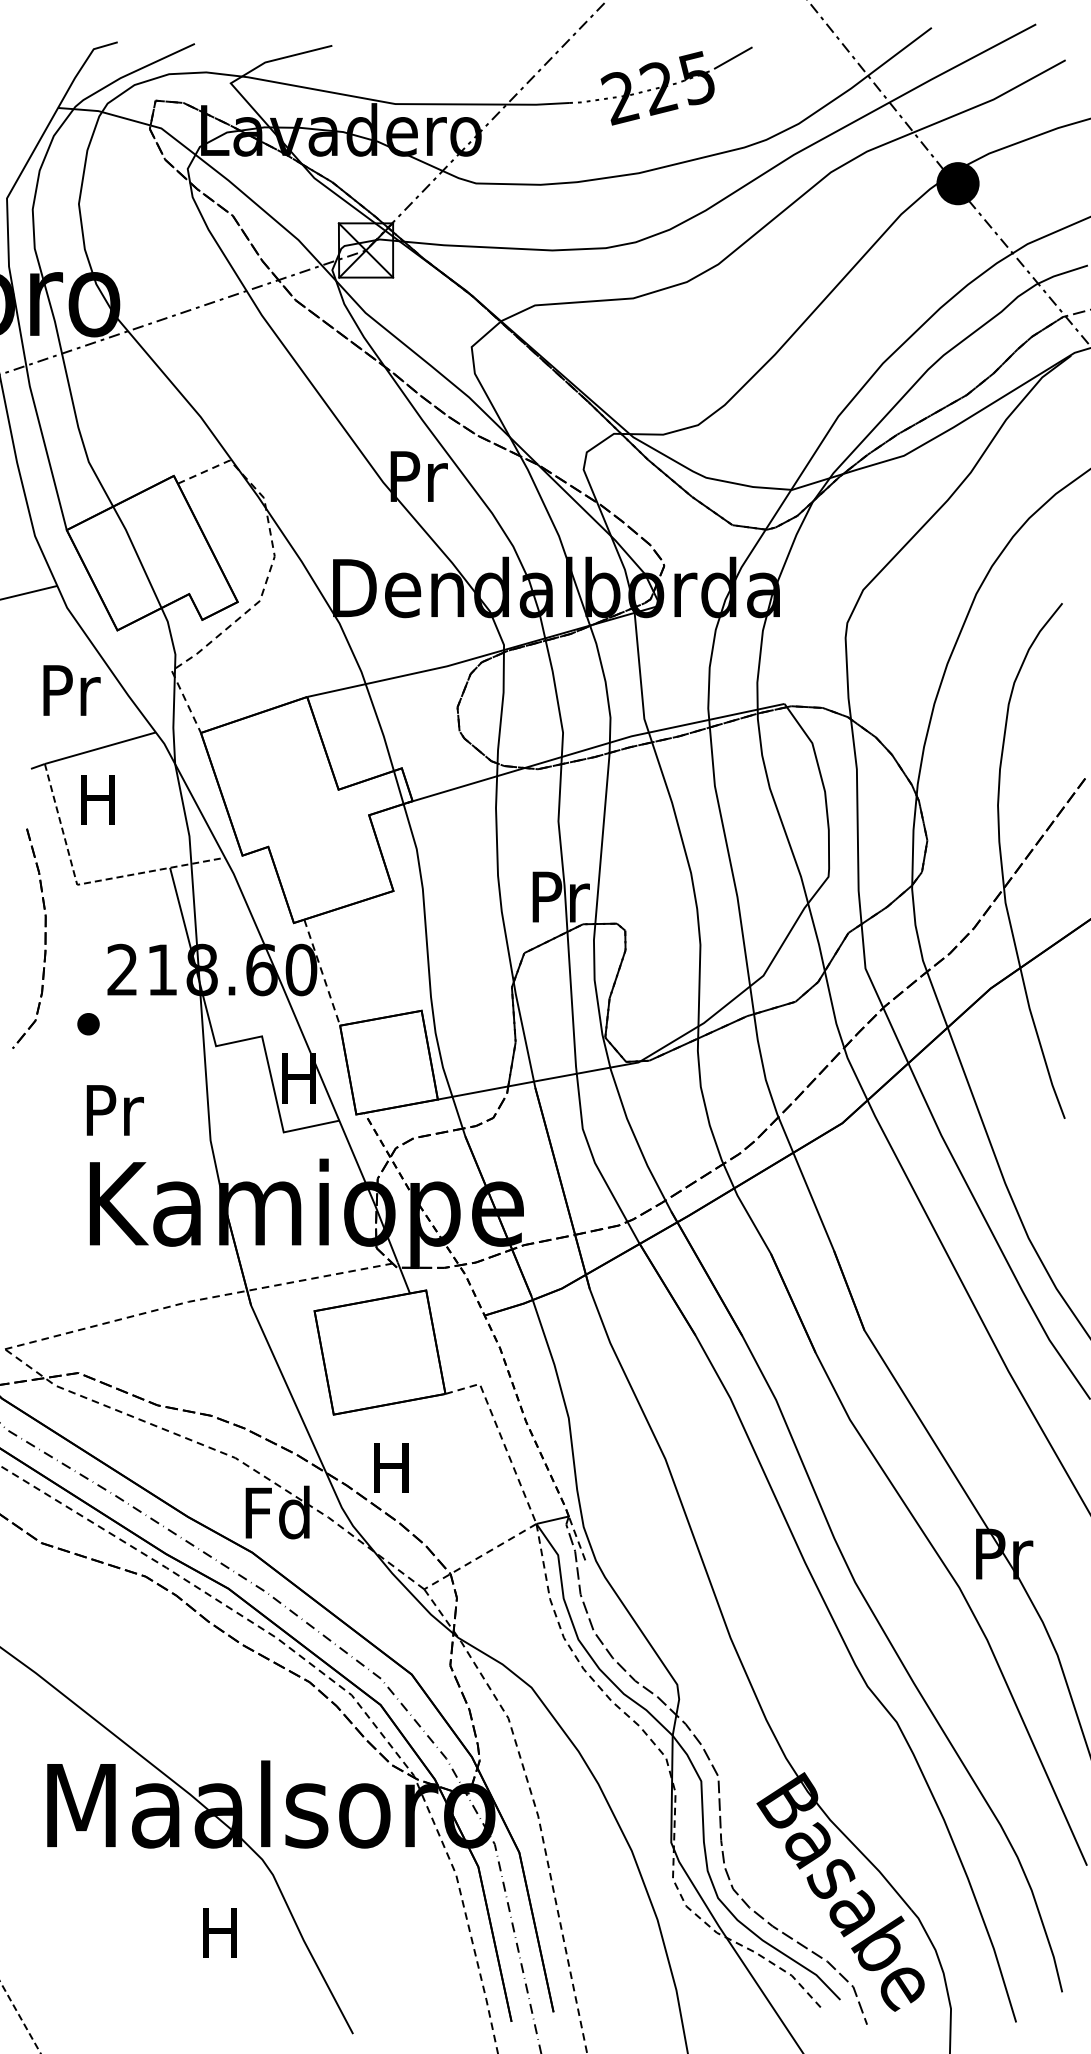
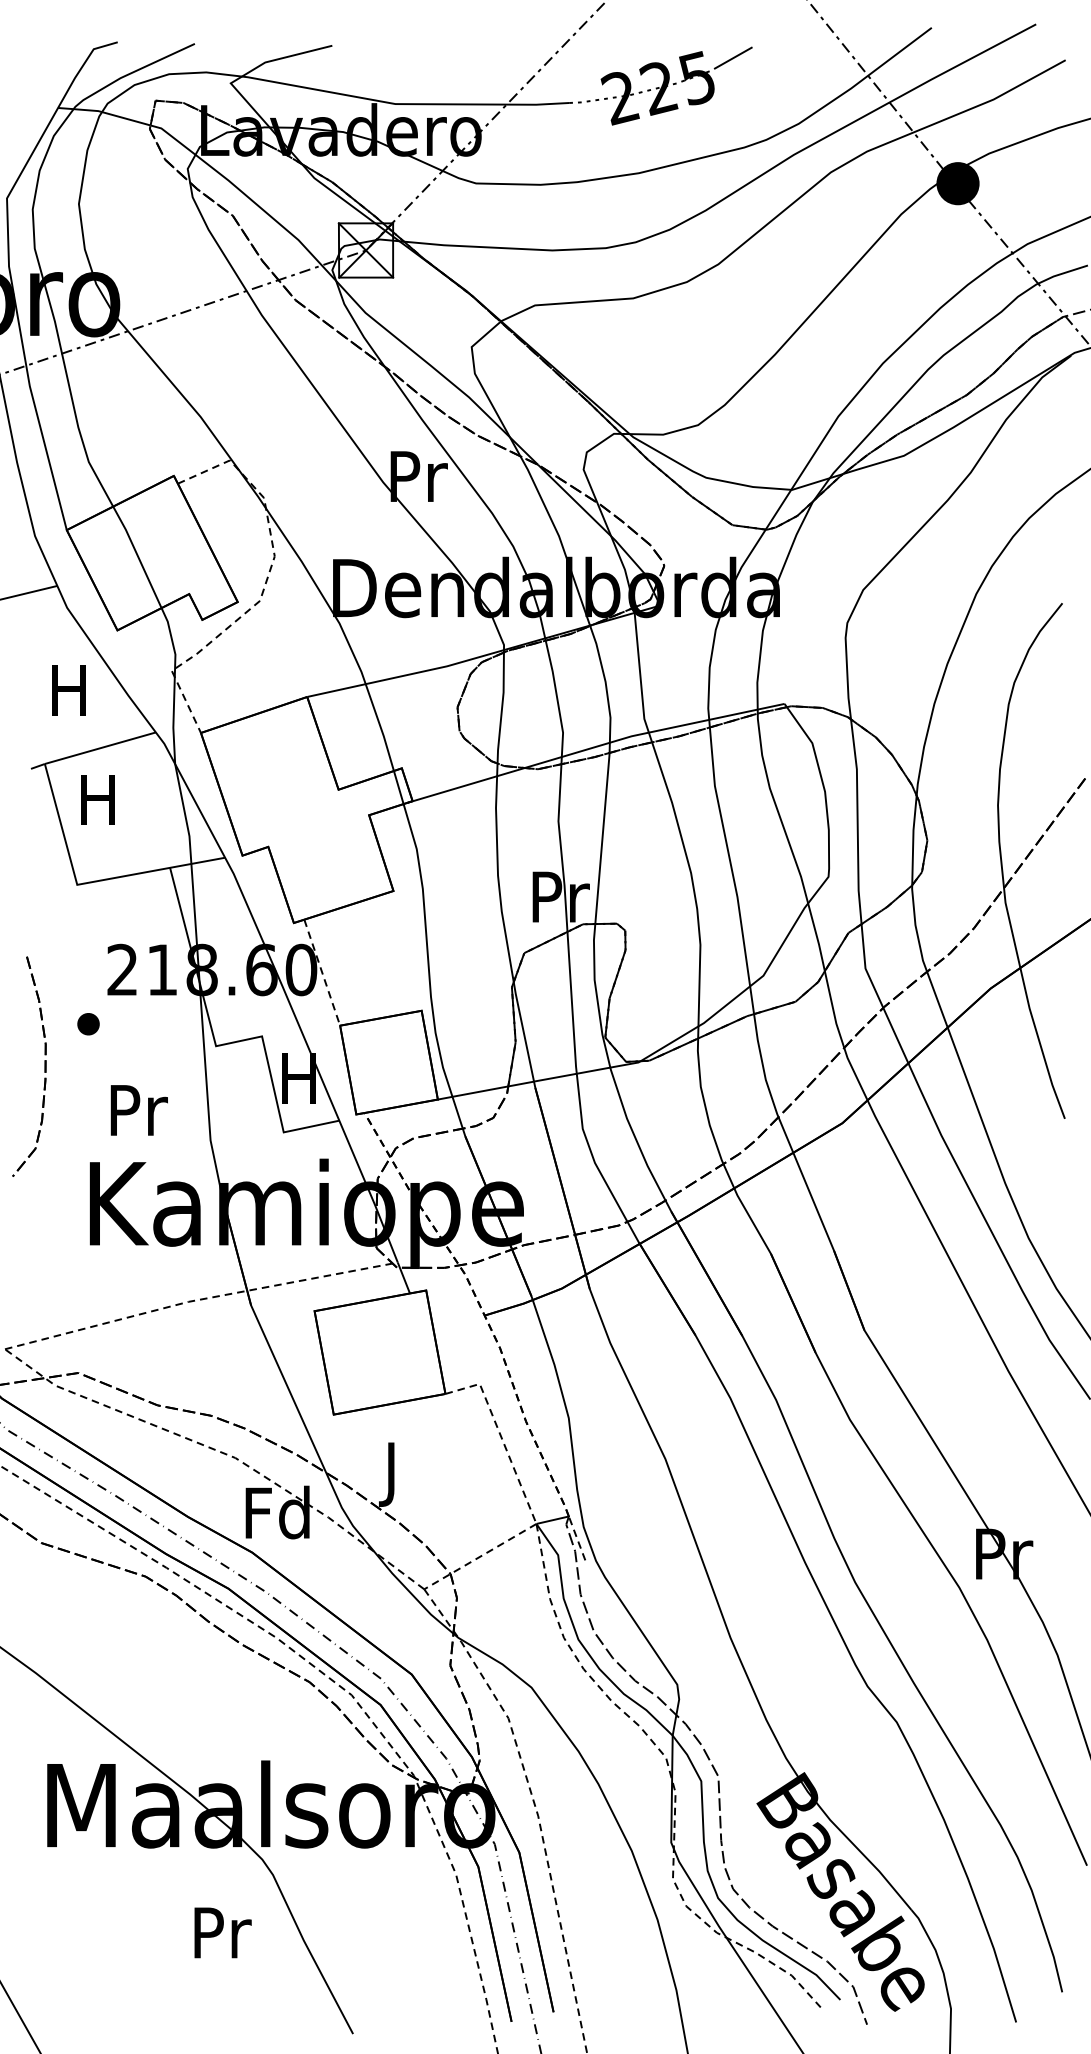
text: Pr -> H (71, 690)
line: dashed -> solid (89, 882)
part position: (44, 938) -> (44, 1066) (44, 1066)
text position: (114, 1110) -> (138, 1110) (138, 1110)
text: H -> J (391, 1474)
text: H -> Pr (222, 1932)
line: dashed -> solid (20, 2017)
